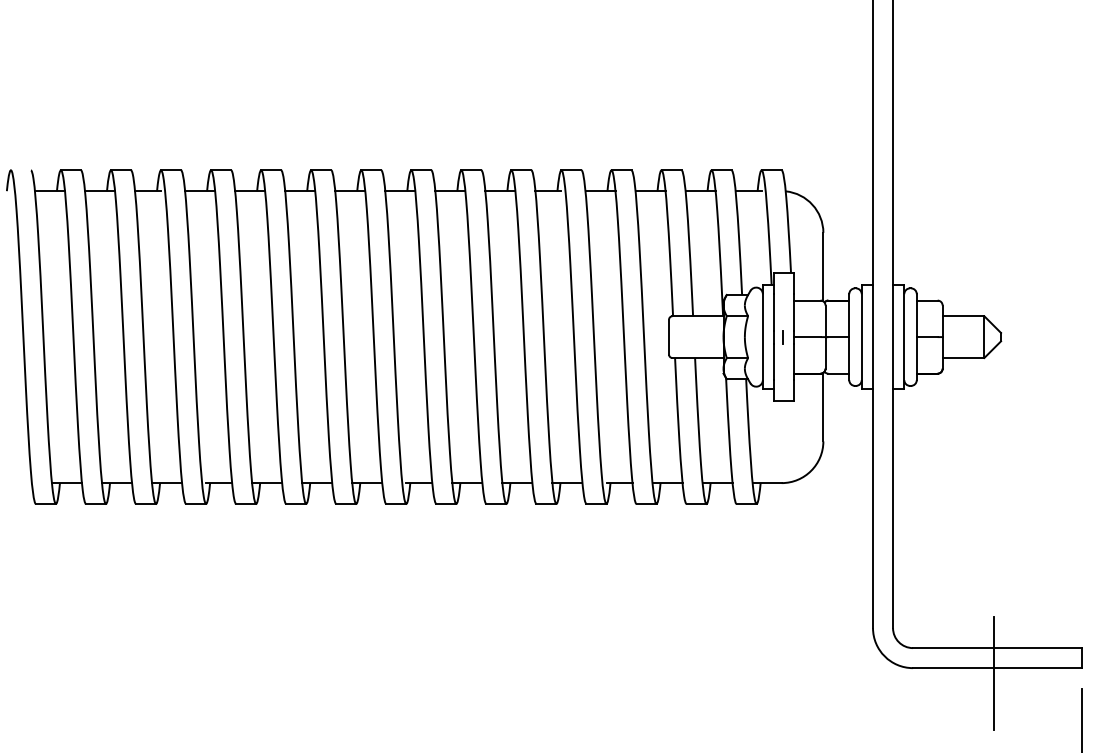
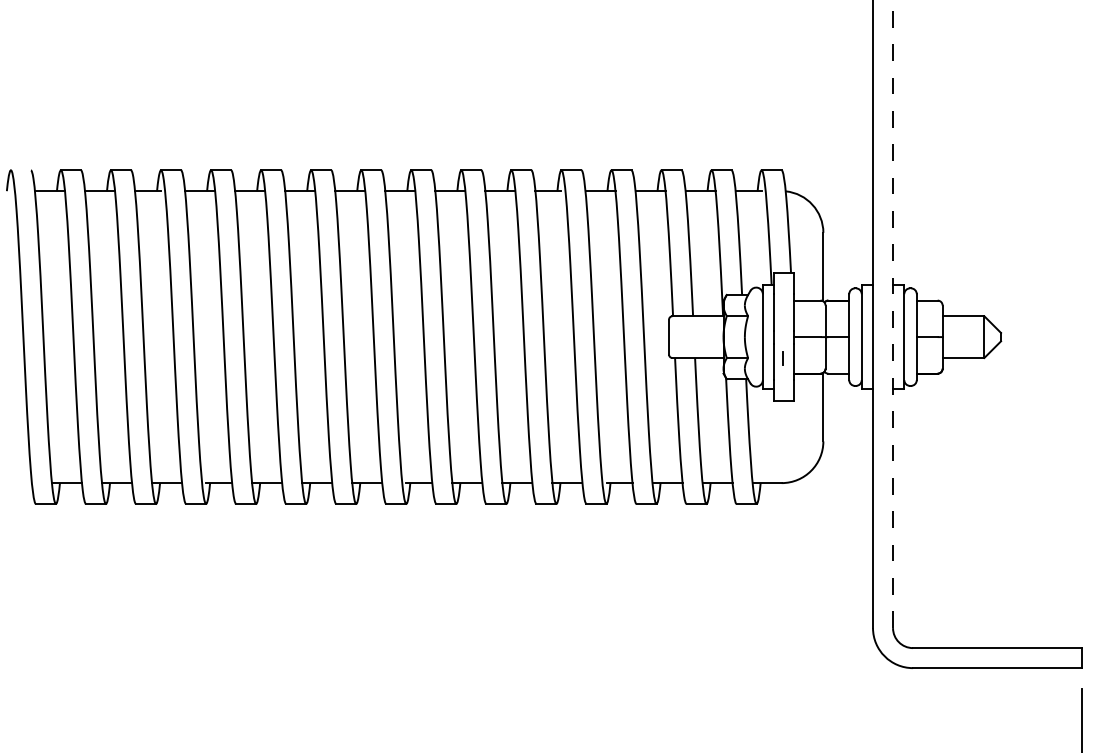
line: solid -> dashed (893, 314)
line position: (782, 337) -> (782, 358) (782, 358)
line: present -> none (993, 673)
